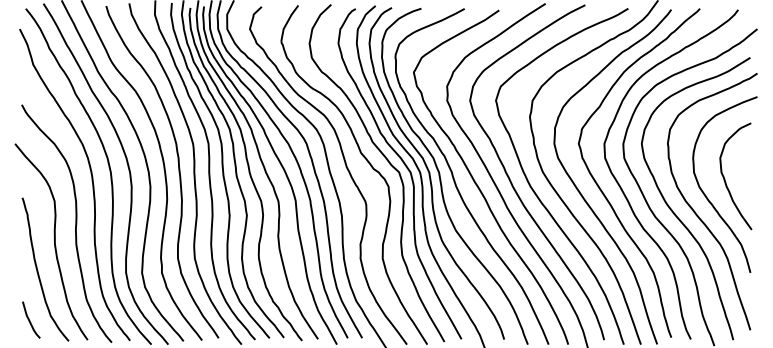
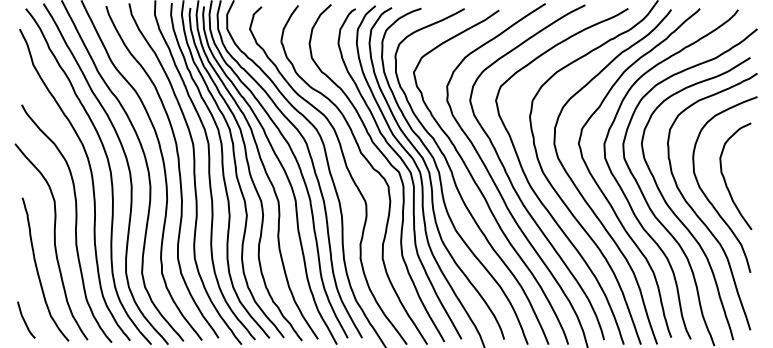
curve position: (30, 320) -> (25, 320) (25, 320)
